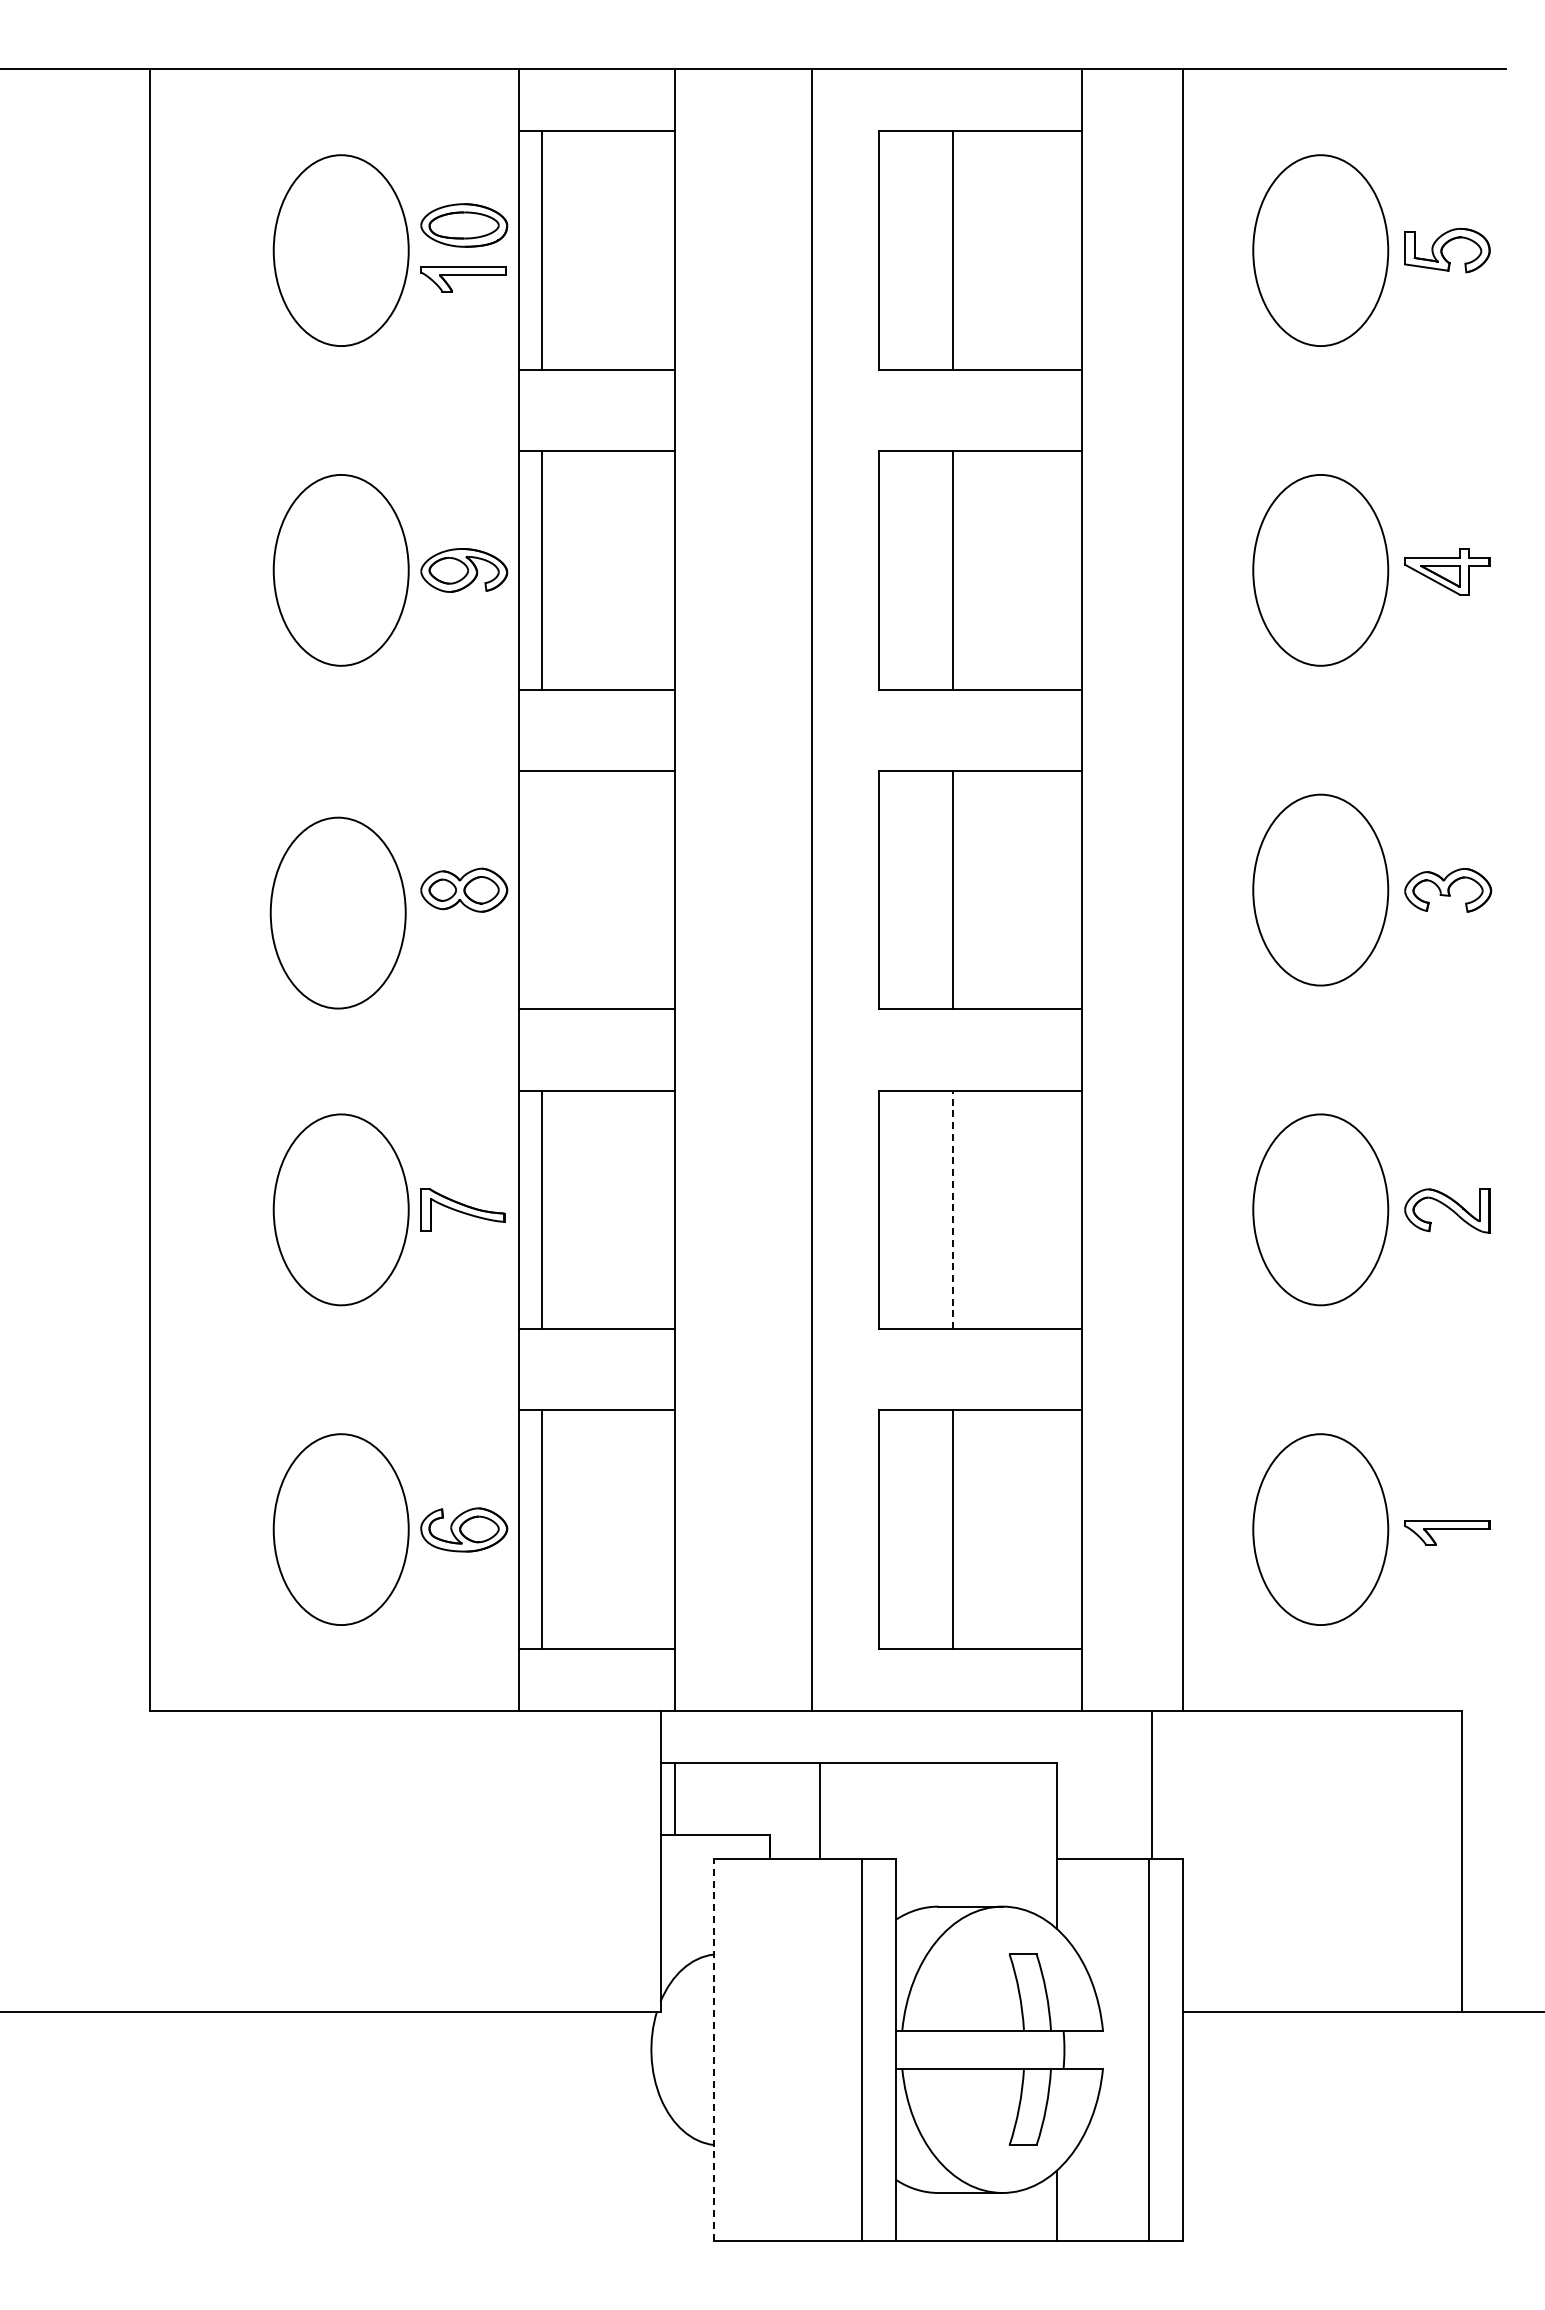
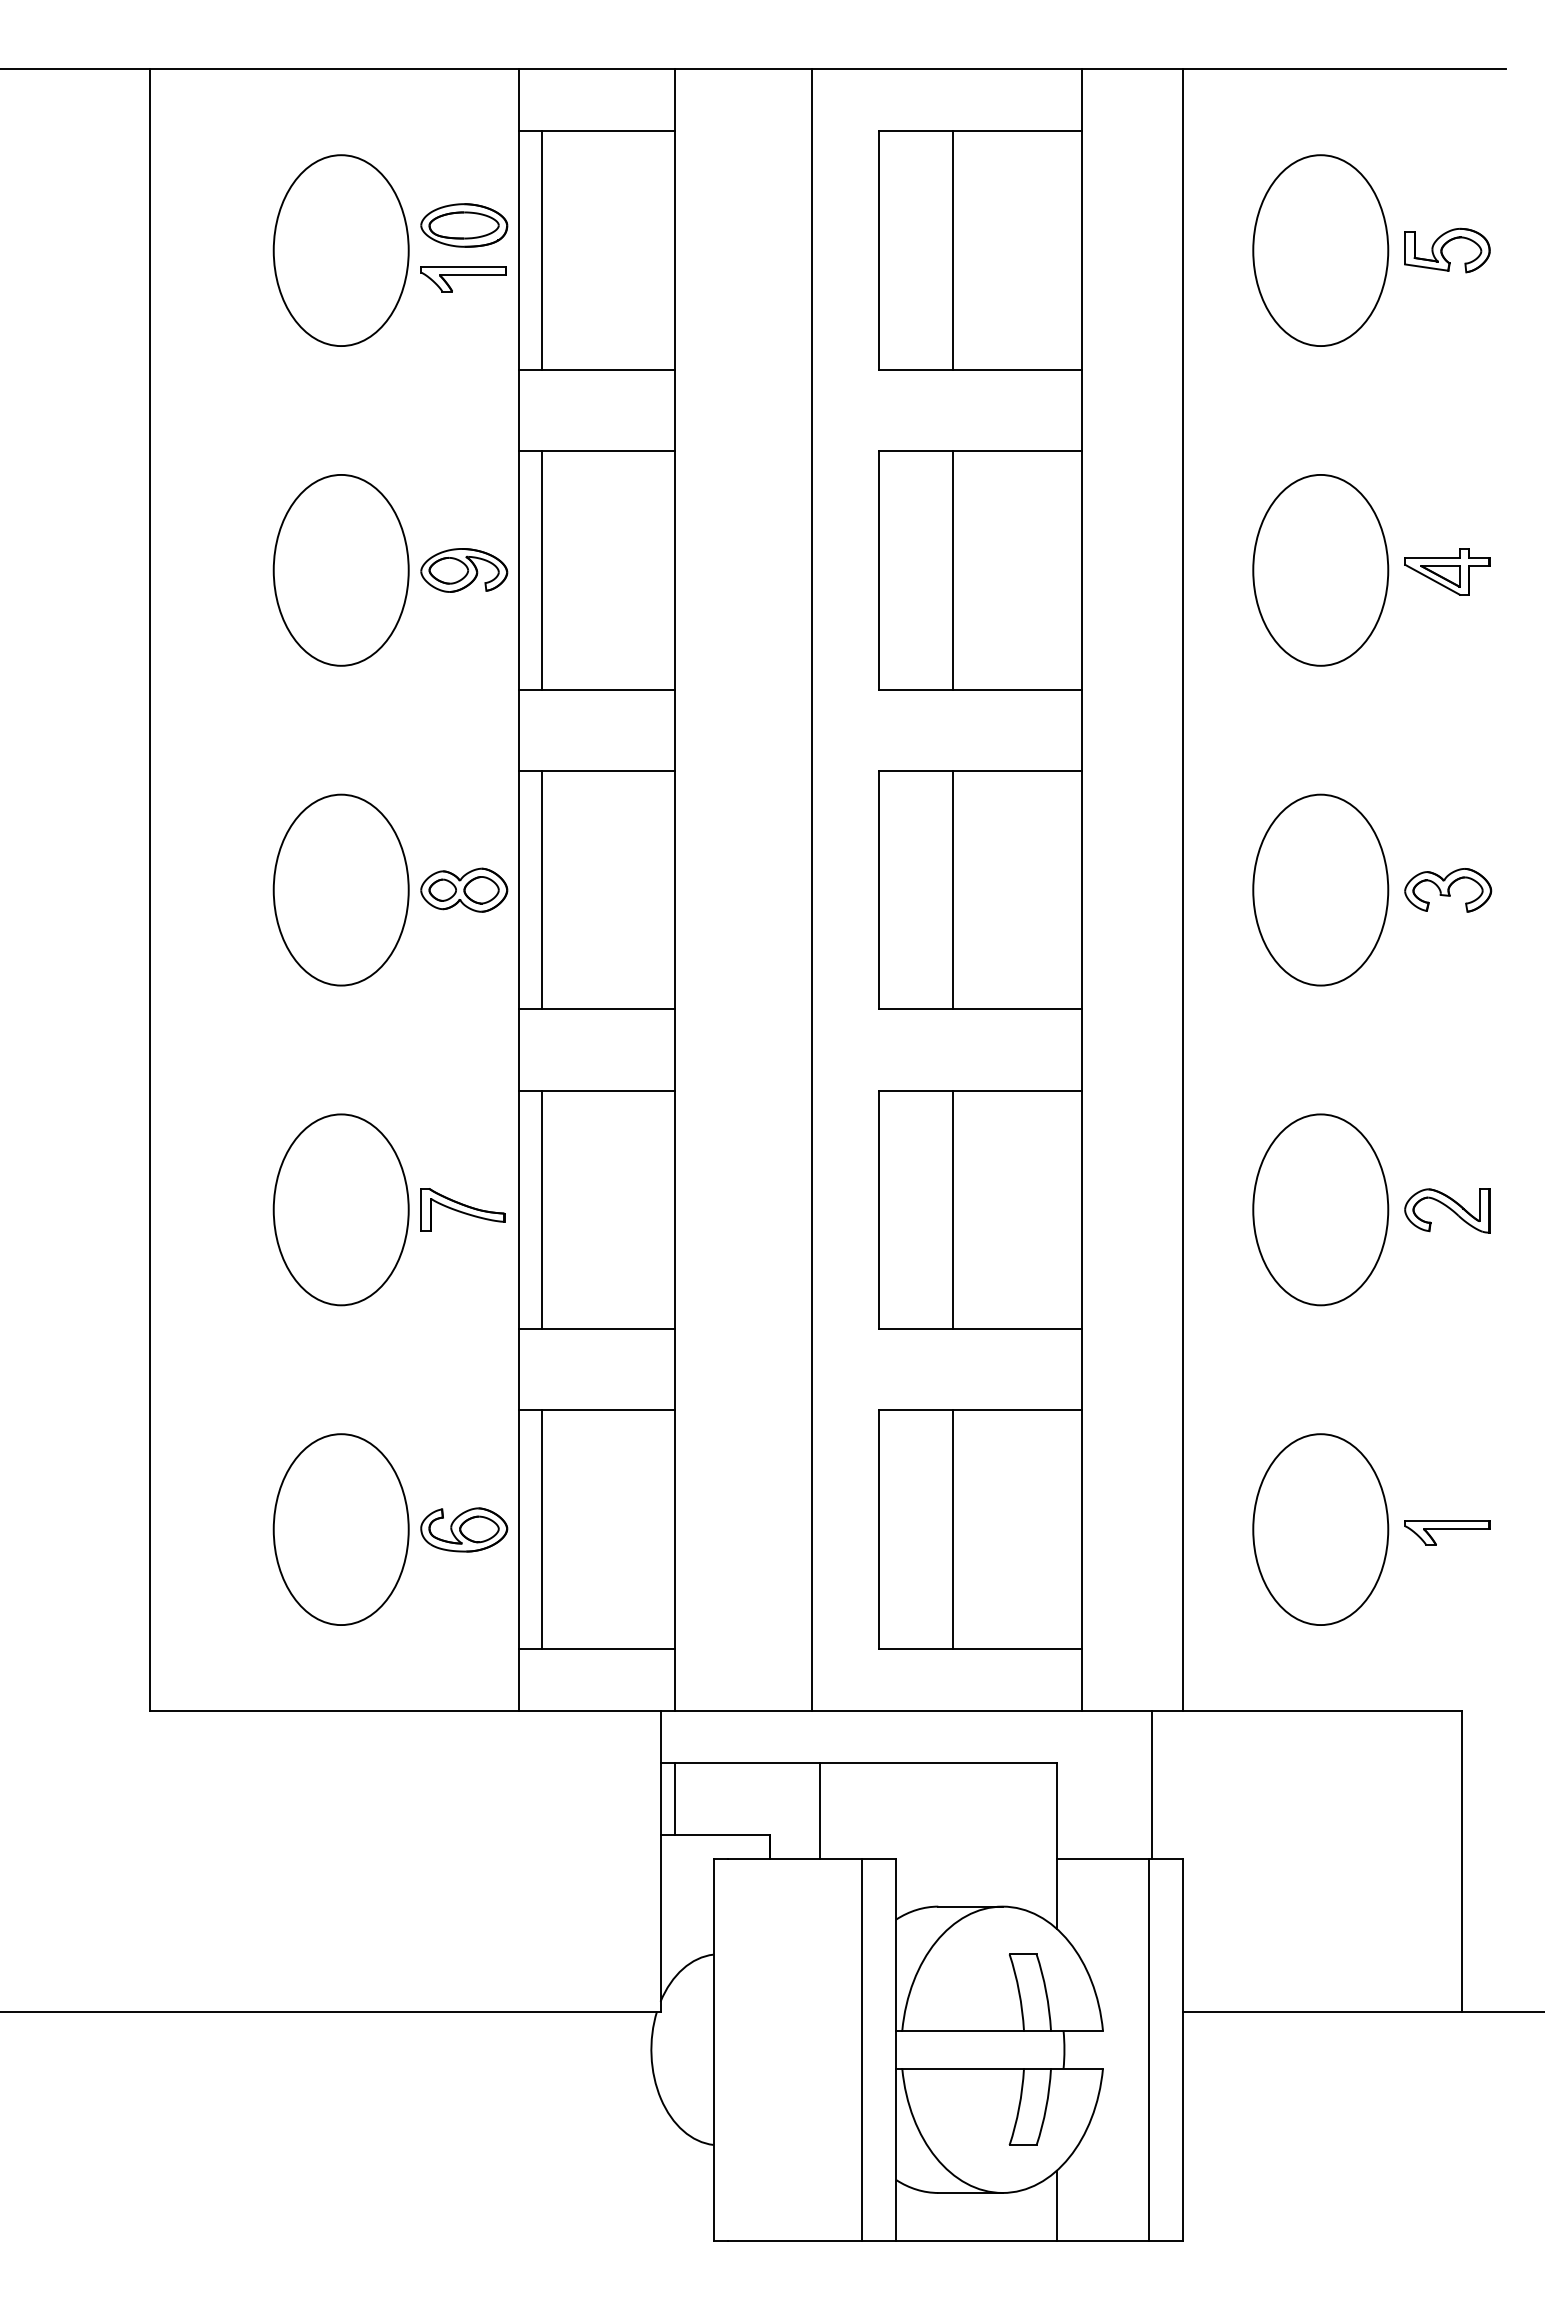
line: none -> present (542, 889)
part position: (337, 912) -> (340, 889) (340, 889)
line: dashed -> solid (952, 1209)
line: dashed -> solid (713, 2049)
